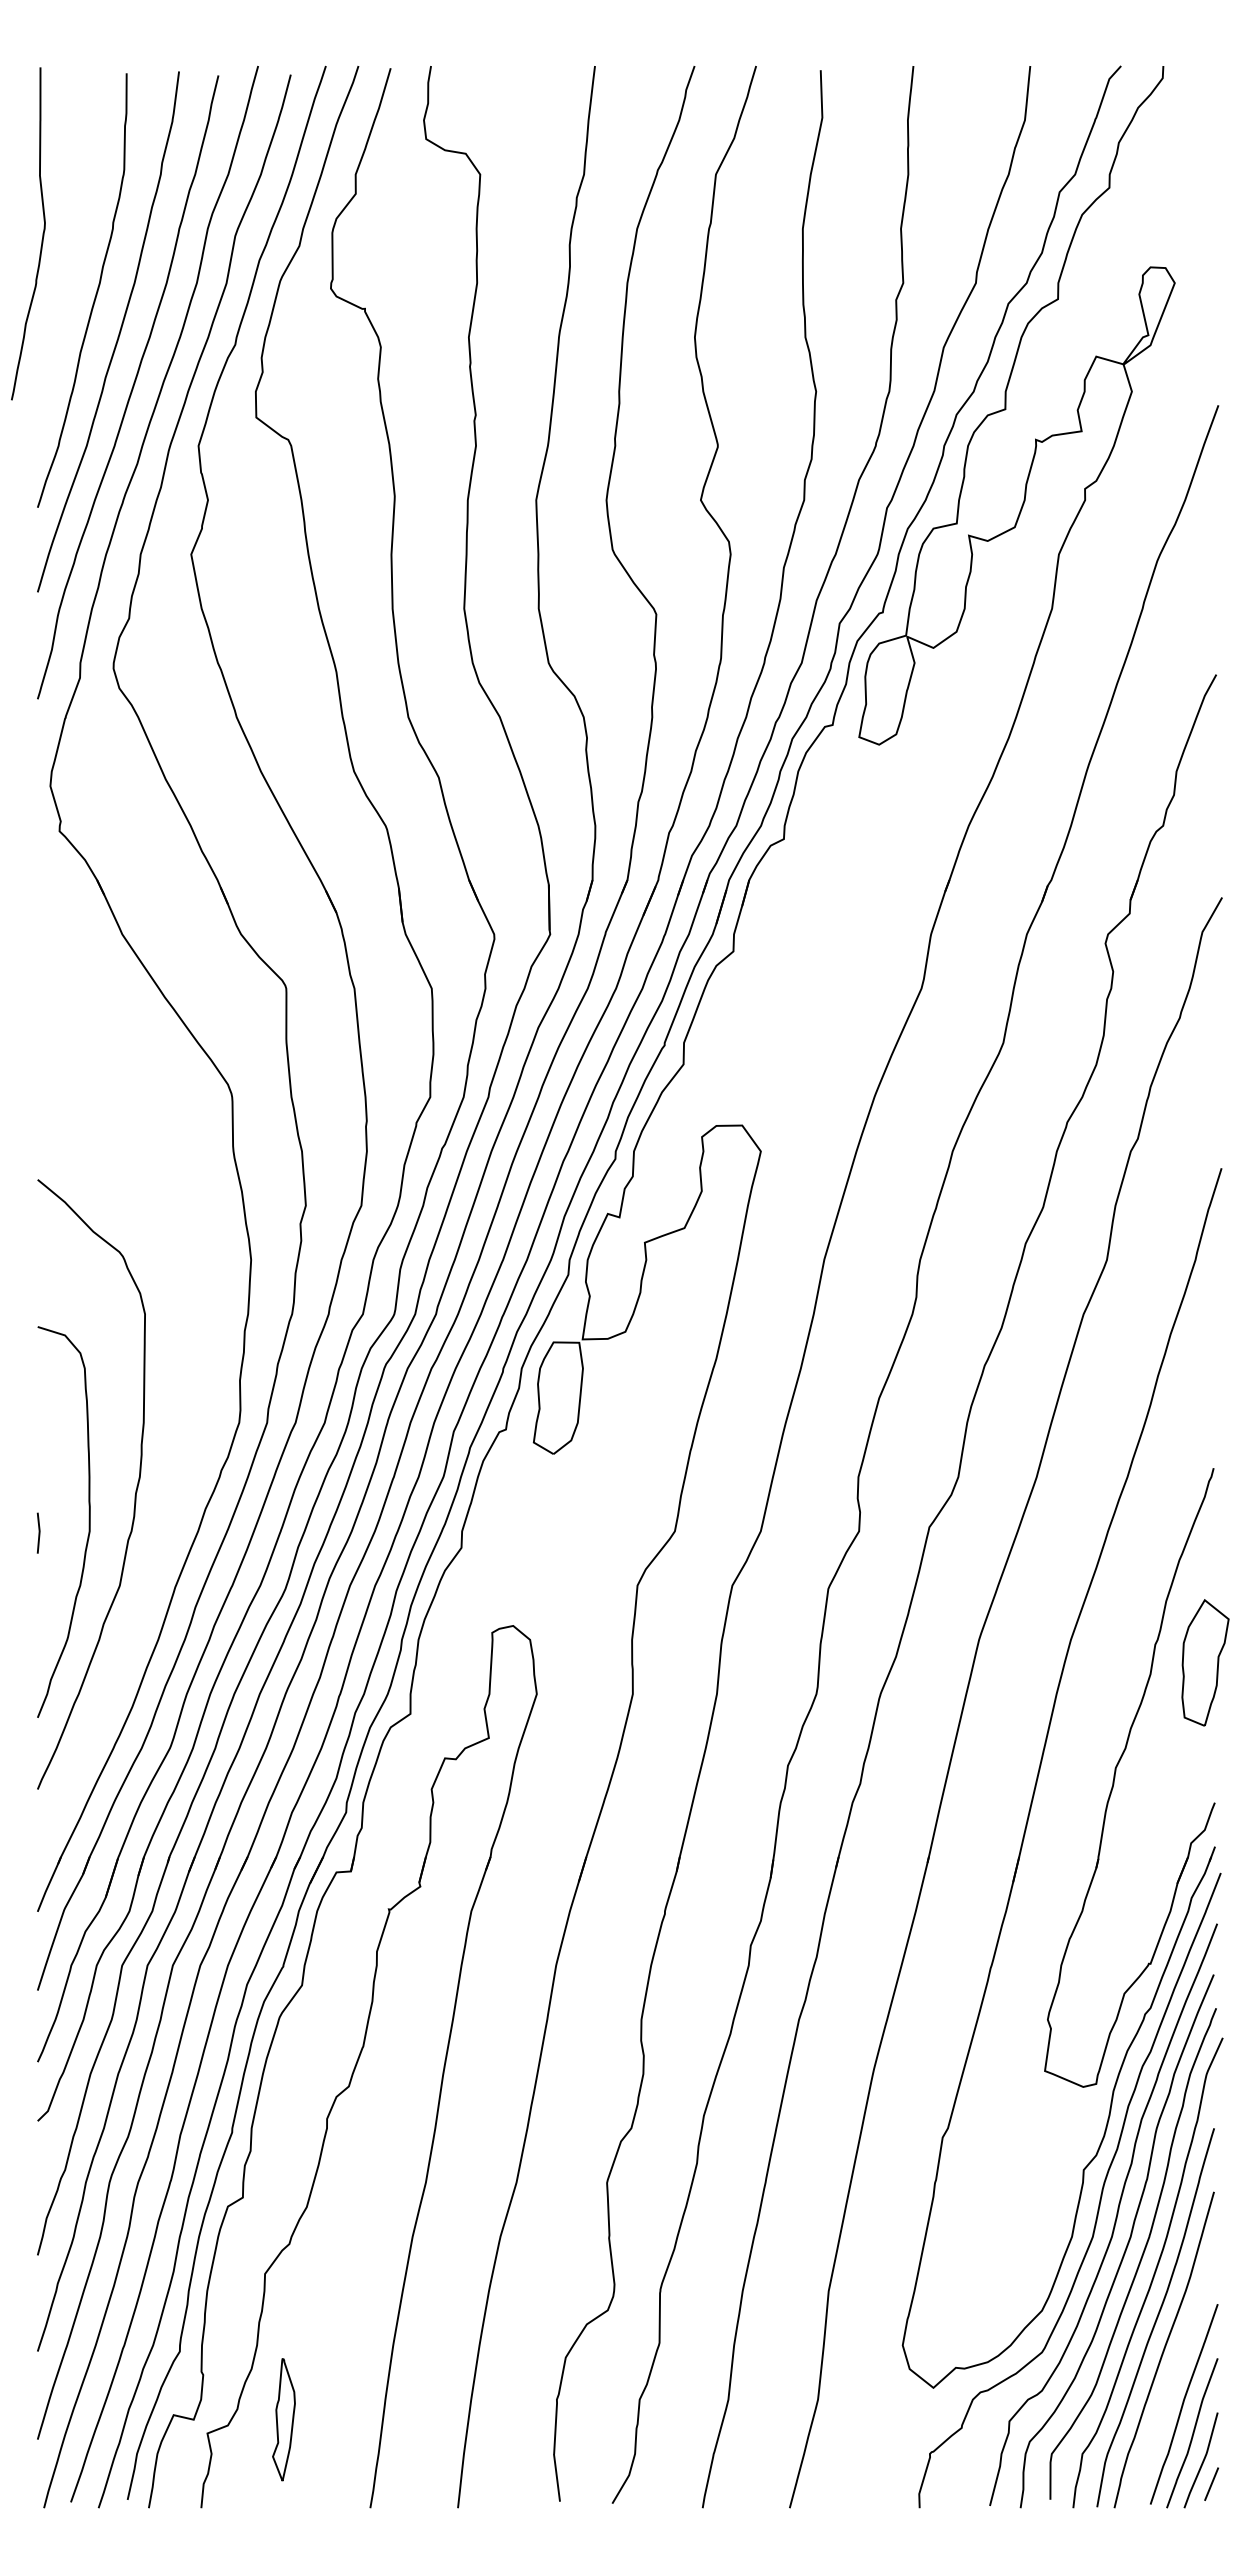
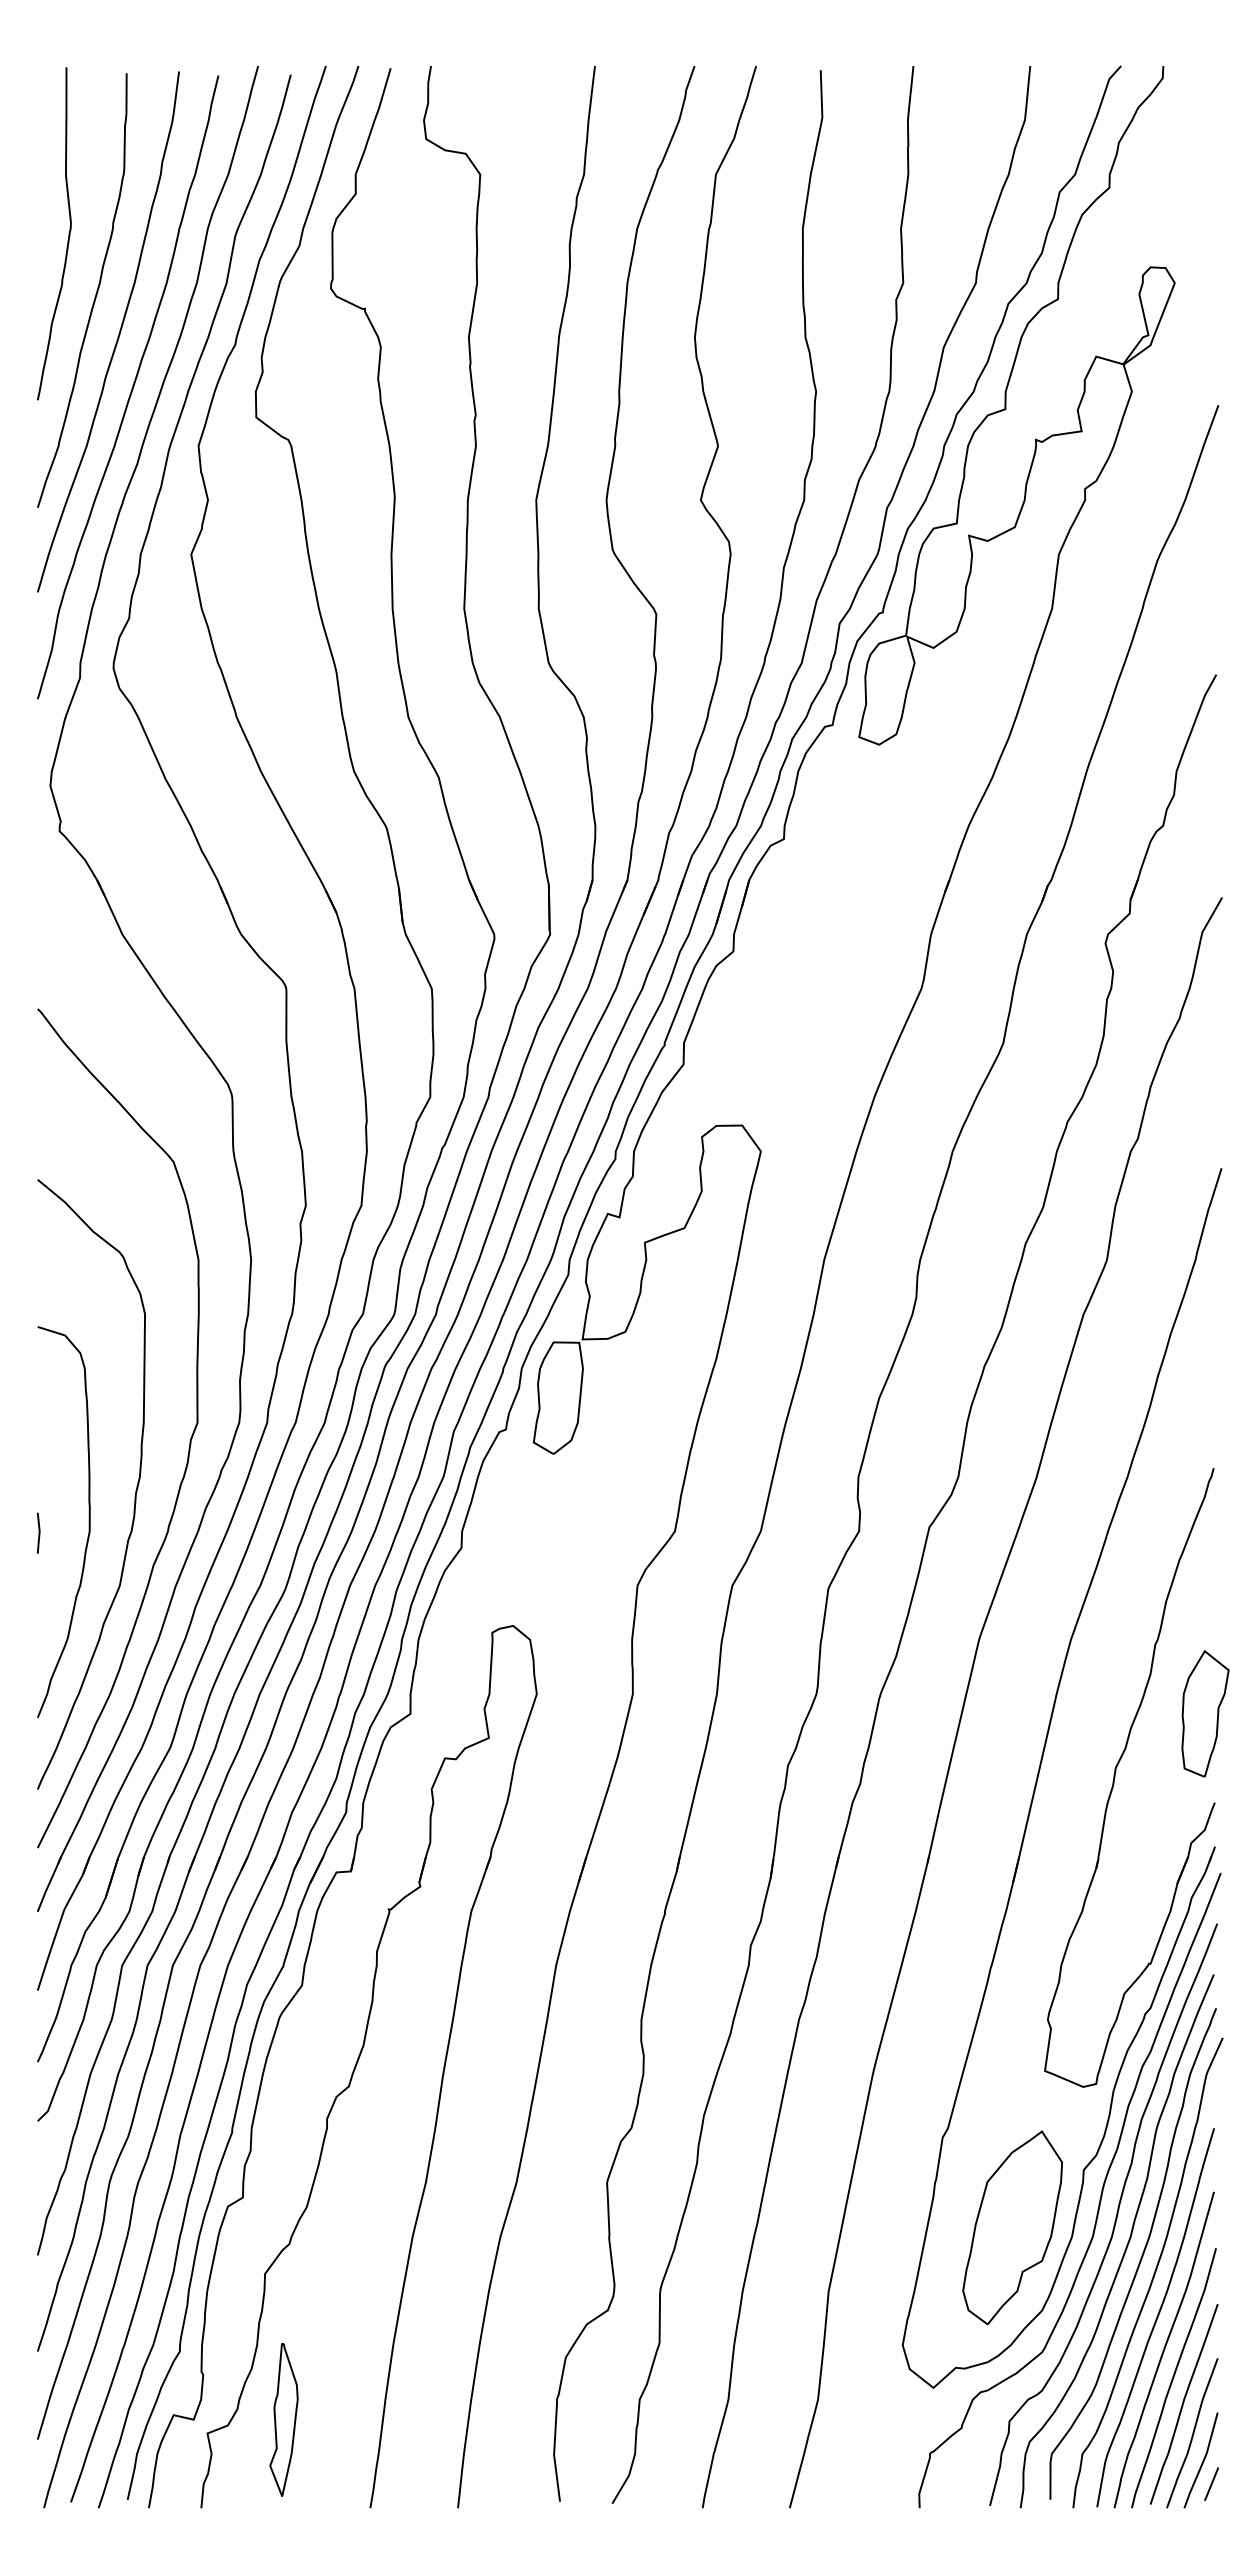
curve position: (42, 233) -> (68, 233) (68, 233)
curve: none -> present (189, 1440)
part position: (1205, 1662) -> (1205, 1713) (1205, 1713)
part: none -> present (1012, 2227)
curve: none -> present (1173, 2378)
part size: 24x124 px -> 30x154 px (283, 2419)
